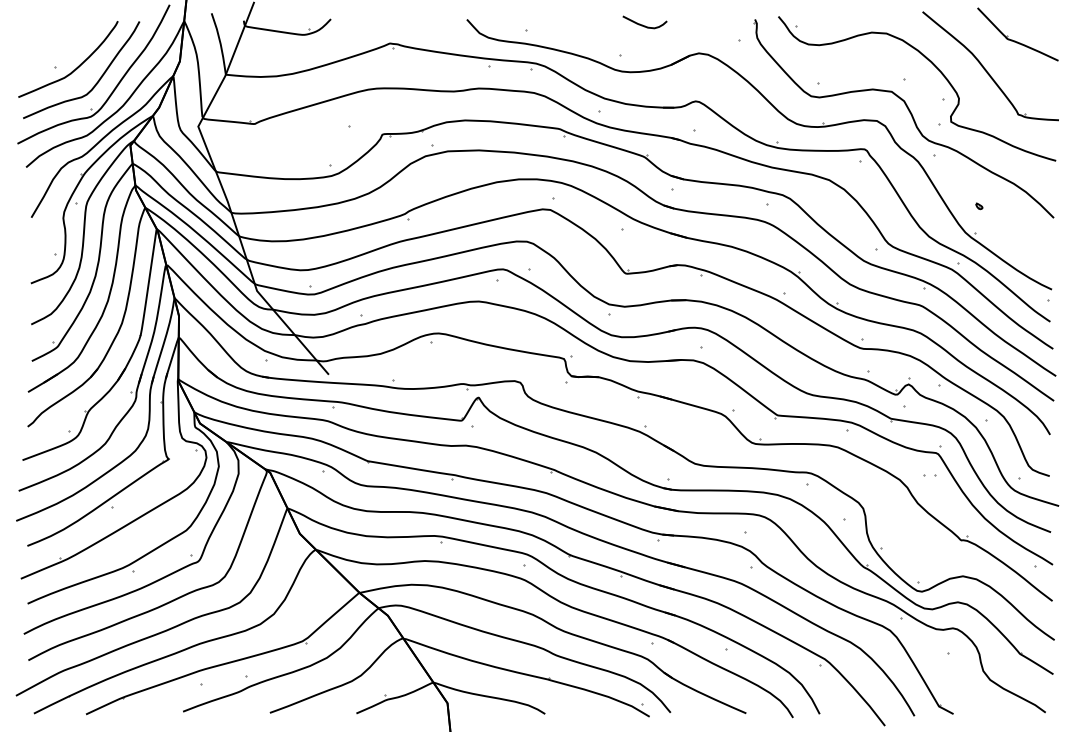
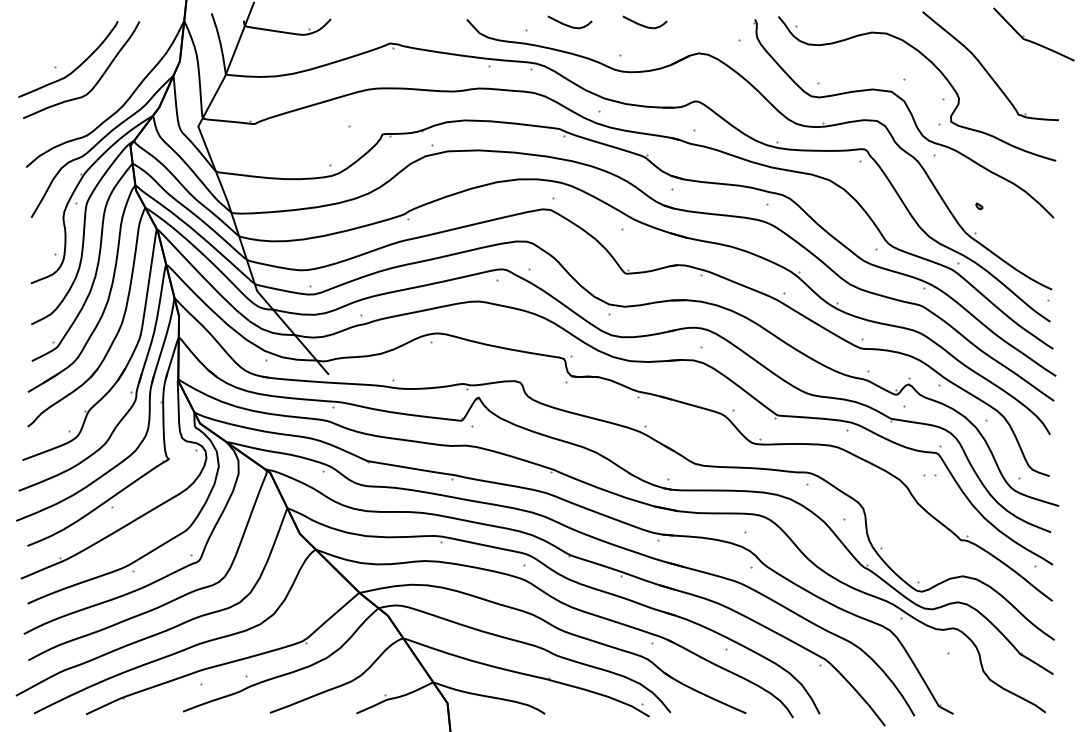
curve: none -> present (567, 24)
part position: (1015, 40) -> (1031, 40) (1031, 40)
part: present -> none (112, 90)
